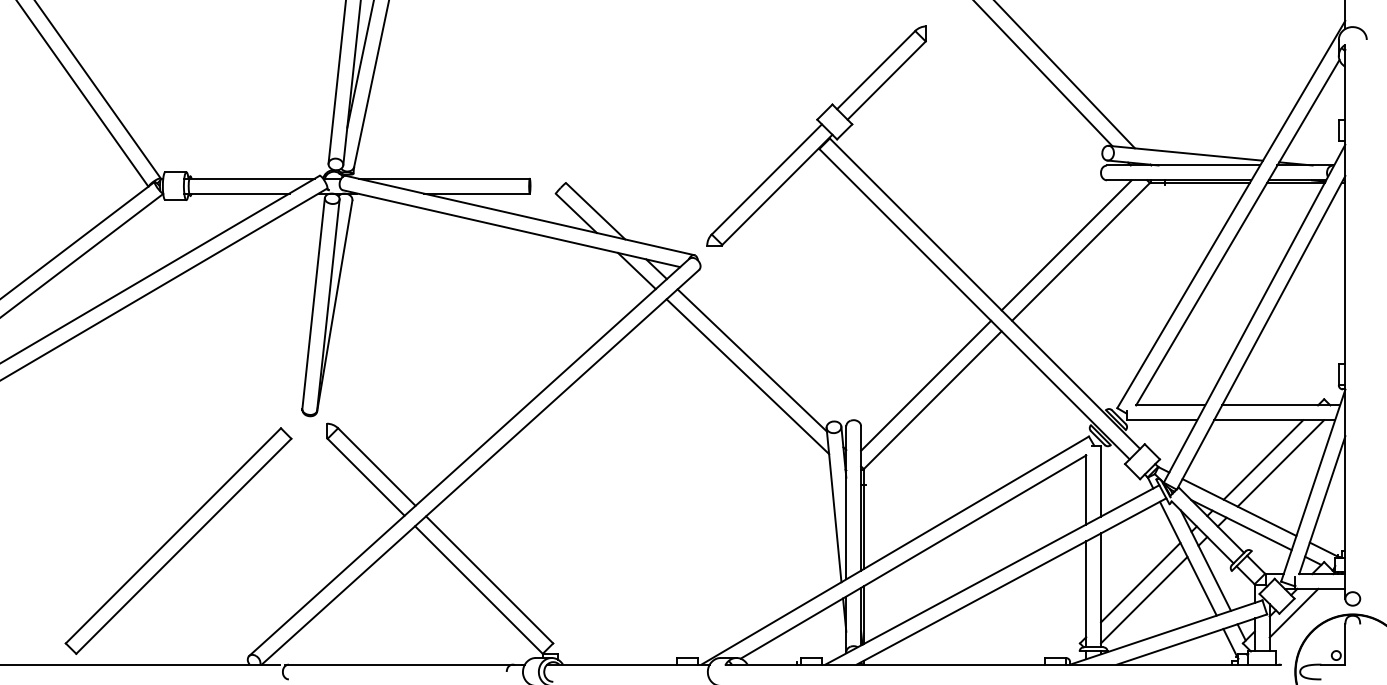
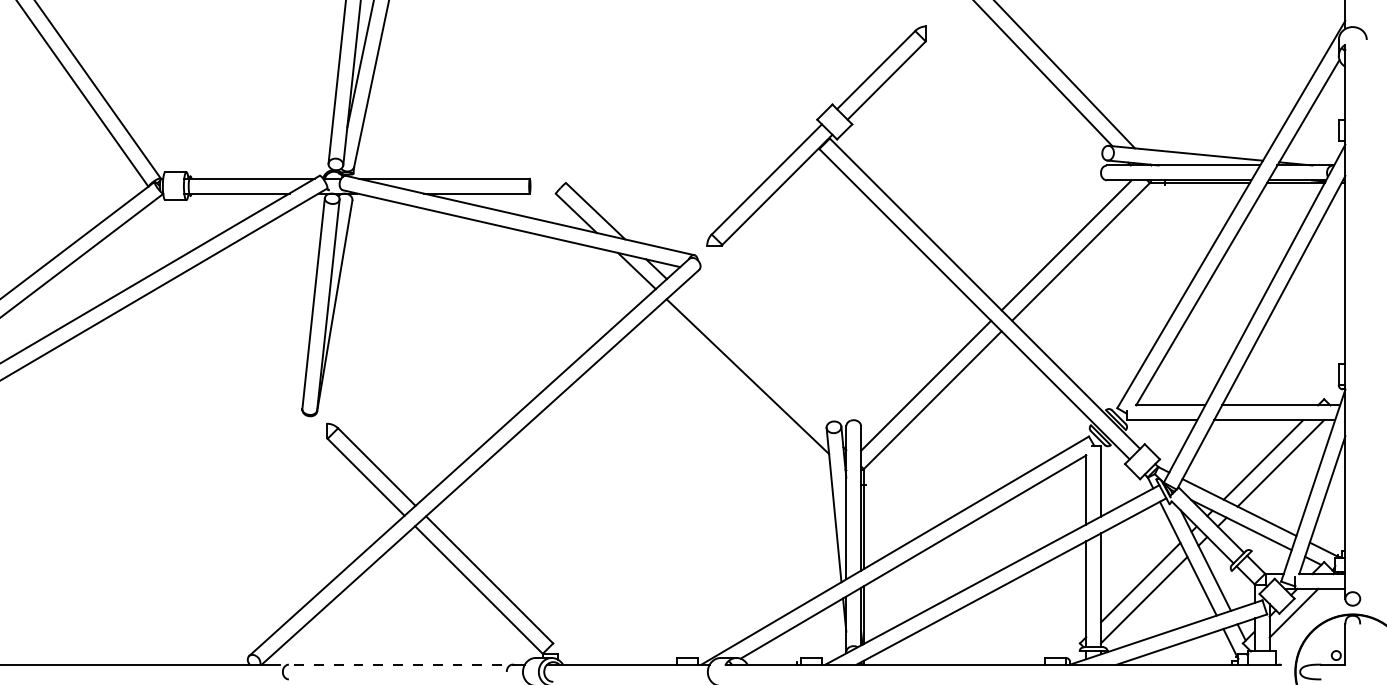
line: present -> none (752, 360)
part: present -> none (178, 540)
line: solid -> dashed (403, 664)
